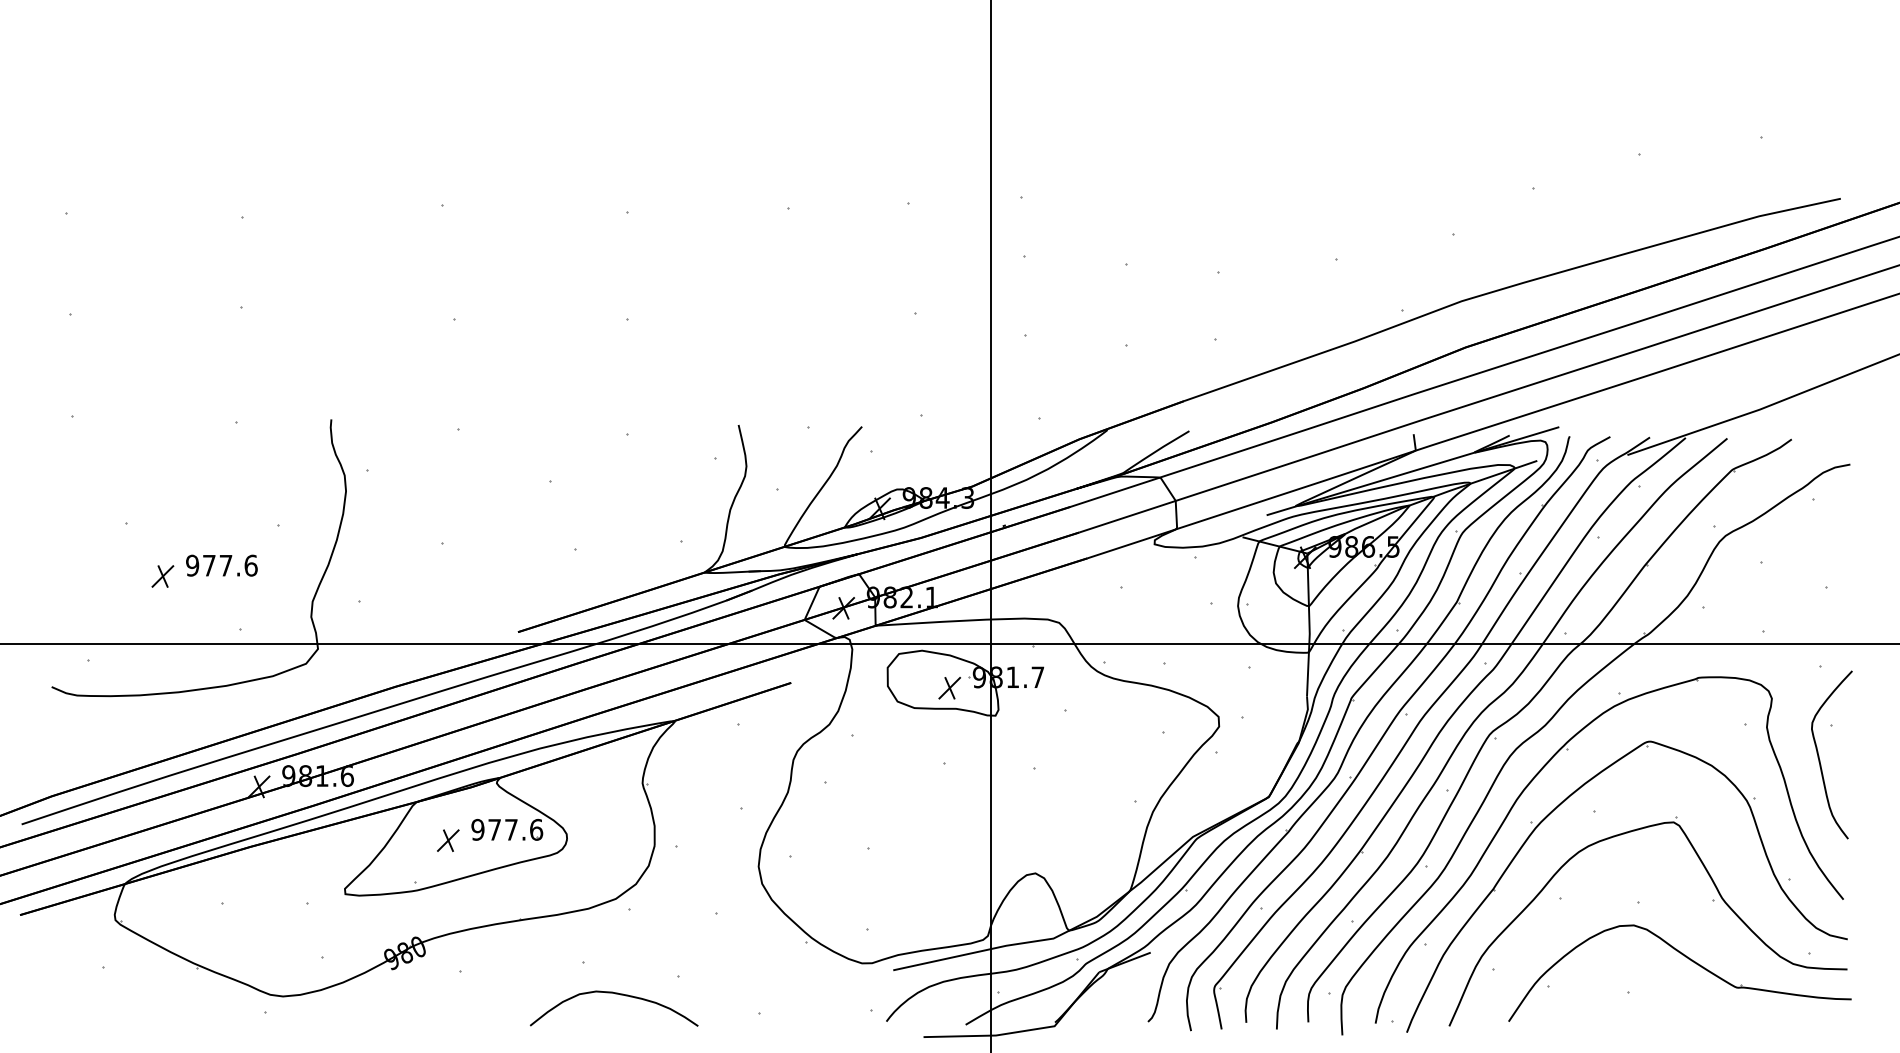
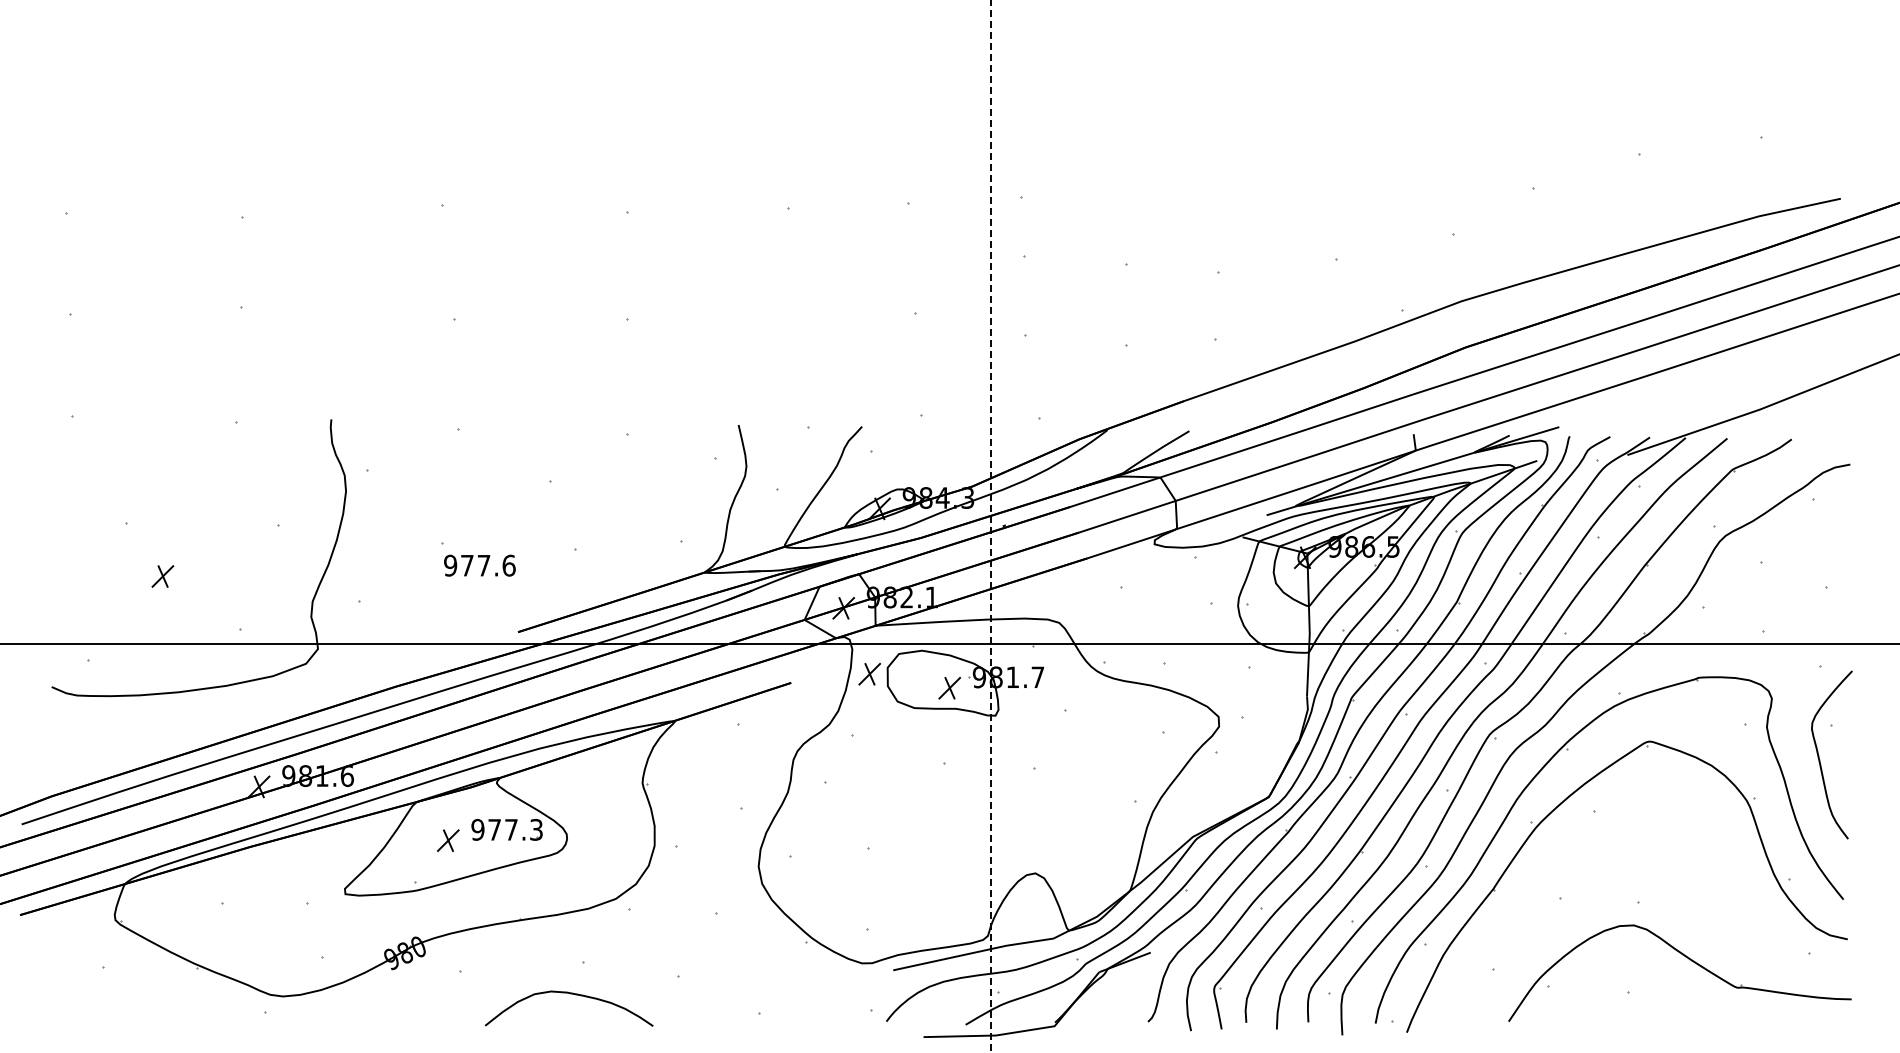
line: solid -> dashed (990, 526)
text position: (221, 565) -> (479, 565) (479, 565)
part: none -> present (869, 674)
text: 977.6 -> 977.3 (536, 829)
part: present -> none (1712, 900)
curve position: (615, 994) -> (570, 994) (570, 994)
